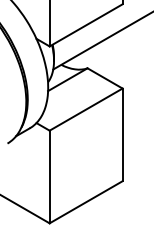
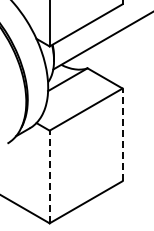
line: solid -> dashed (122, 134)
line: solid -> dashed (49, 176)
